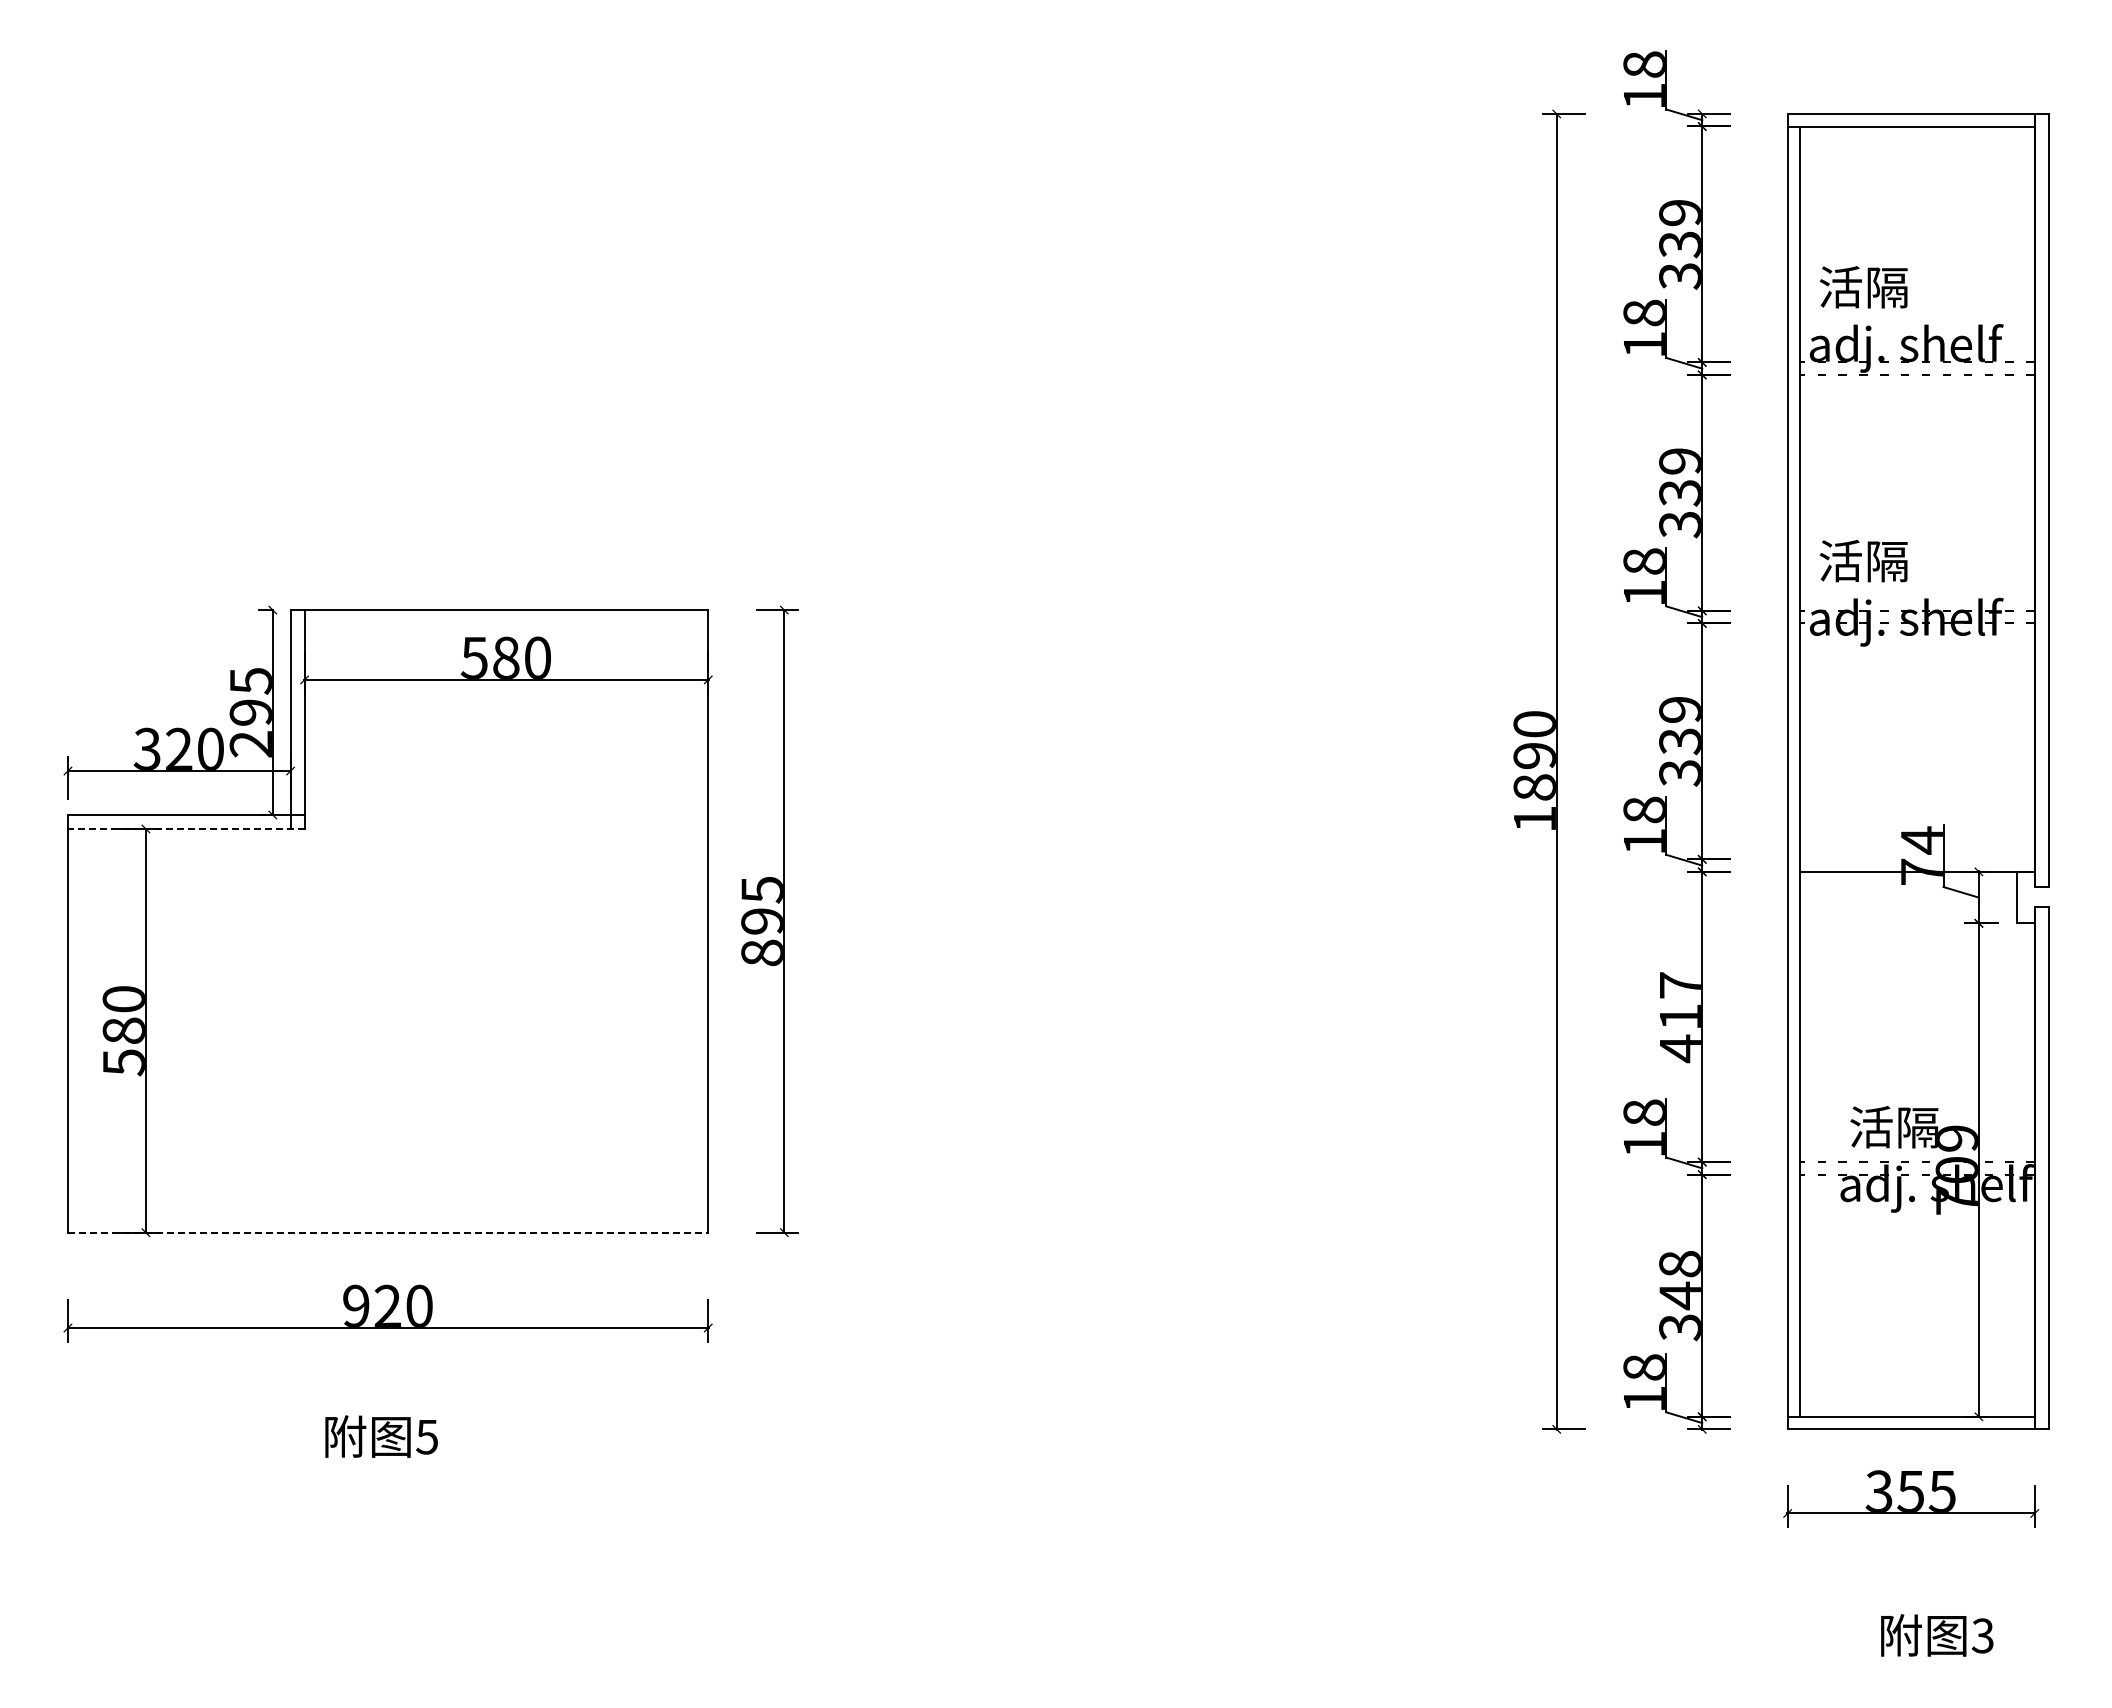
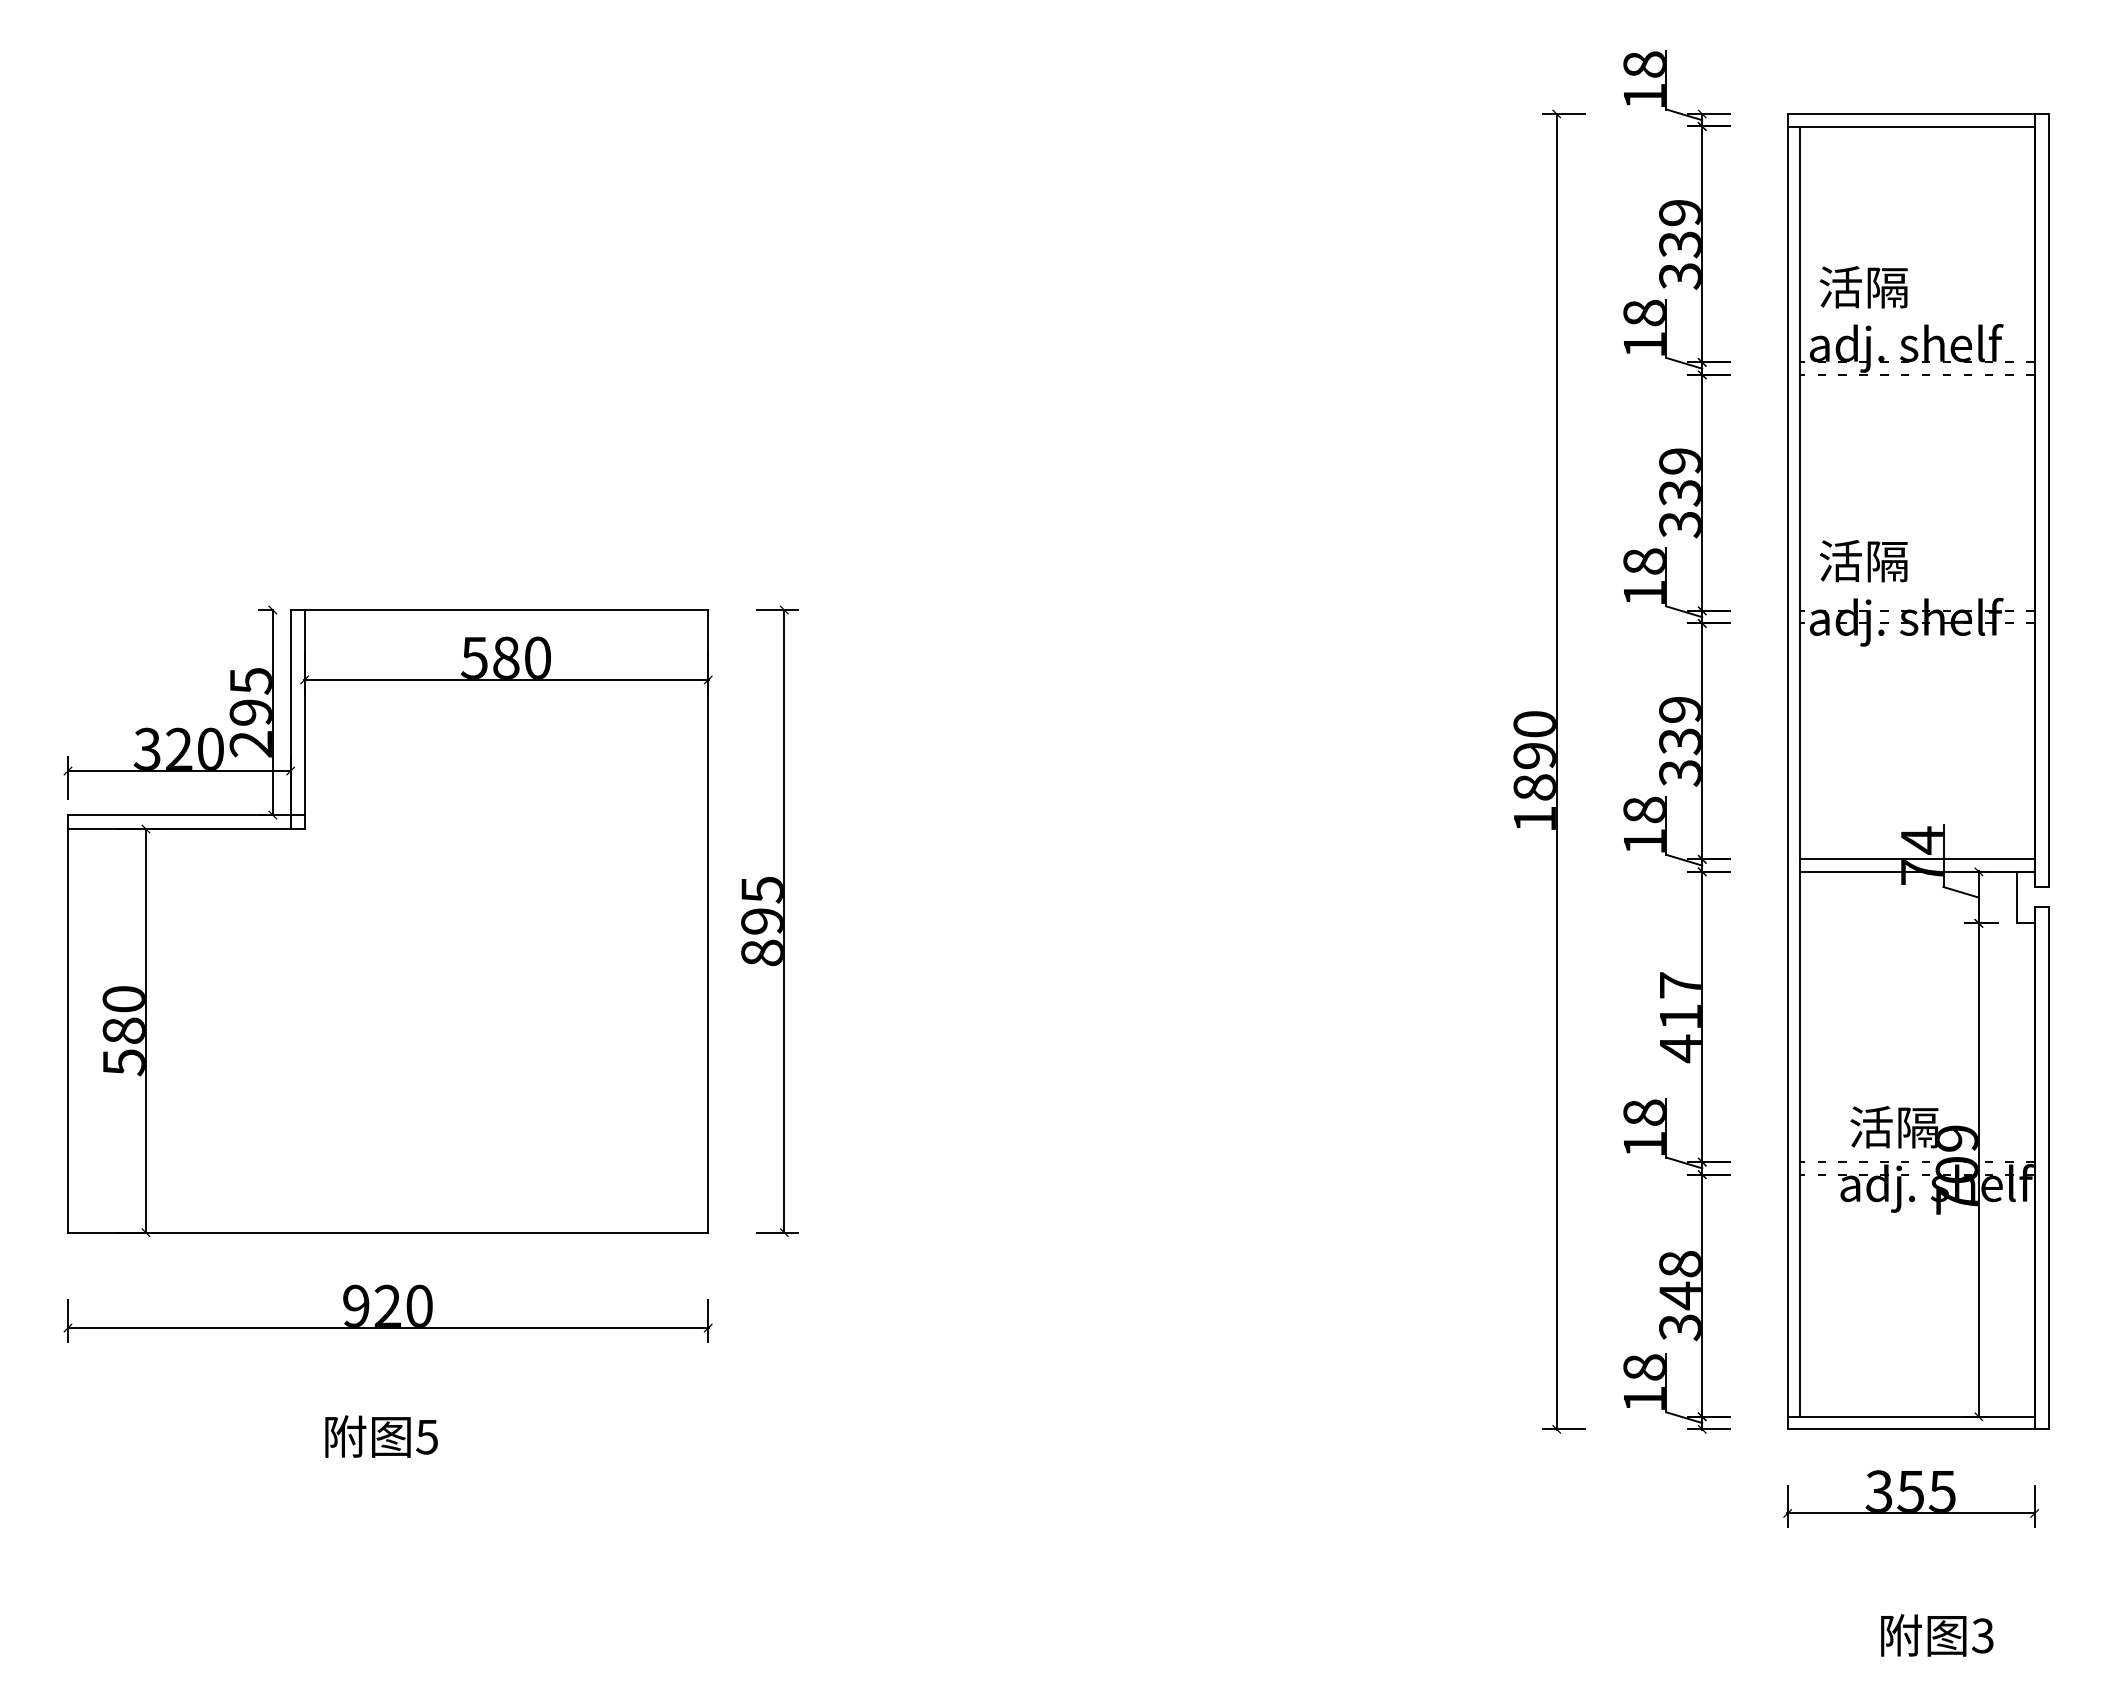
line: dashed -> solid (185, 829)
line: none -> present (1917, 859)
line: dashed -> solid (388, 1232)
